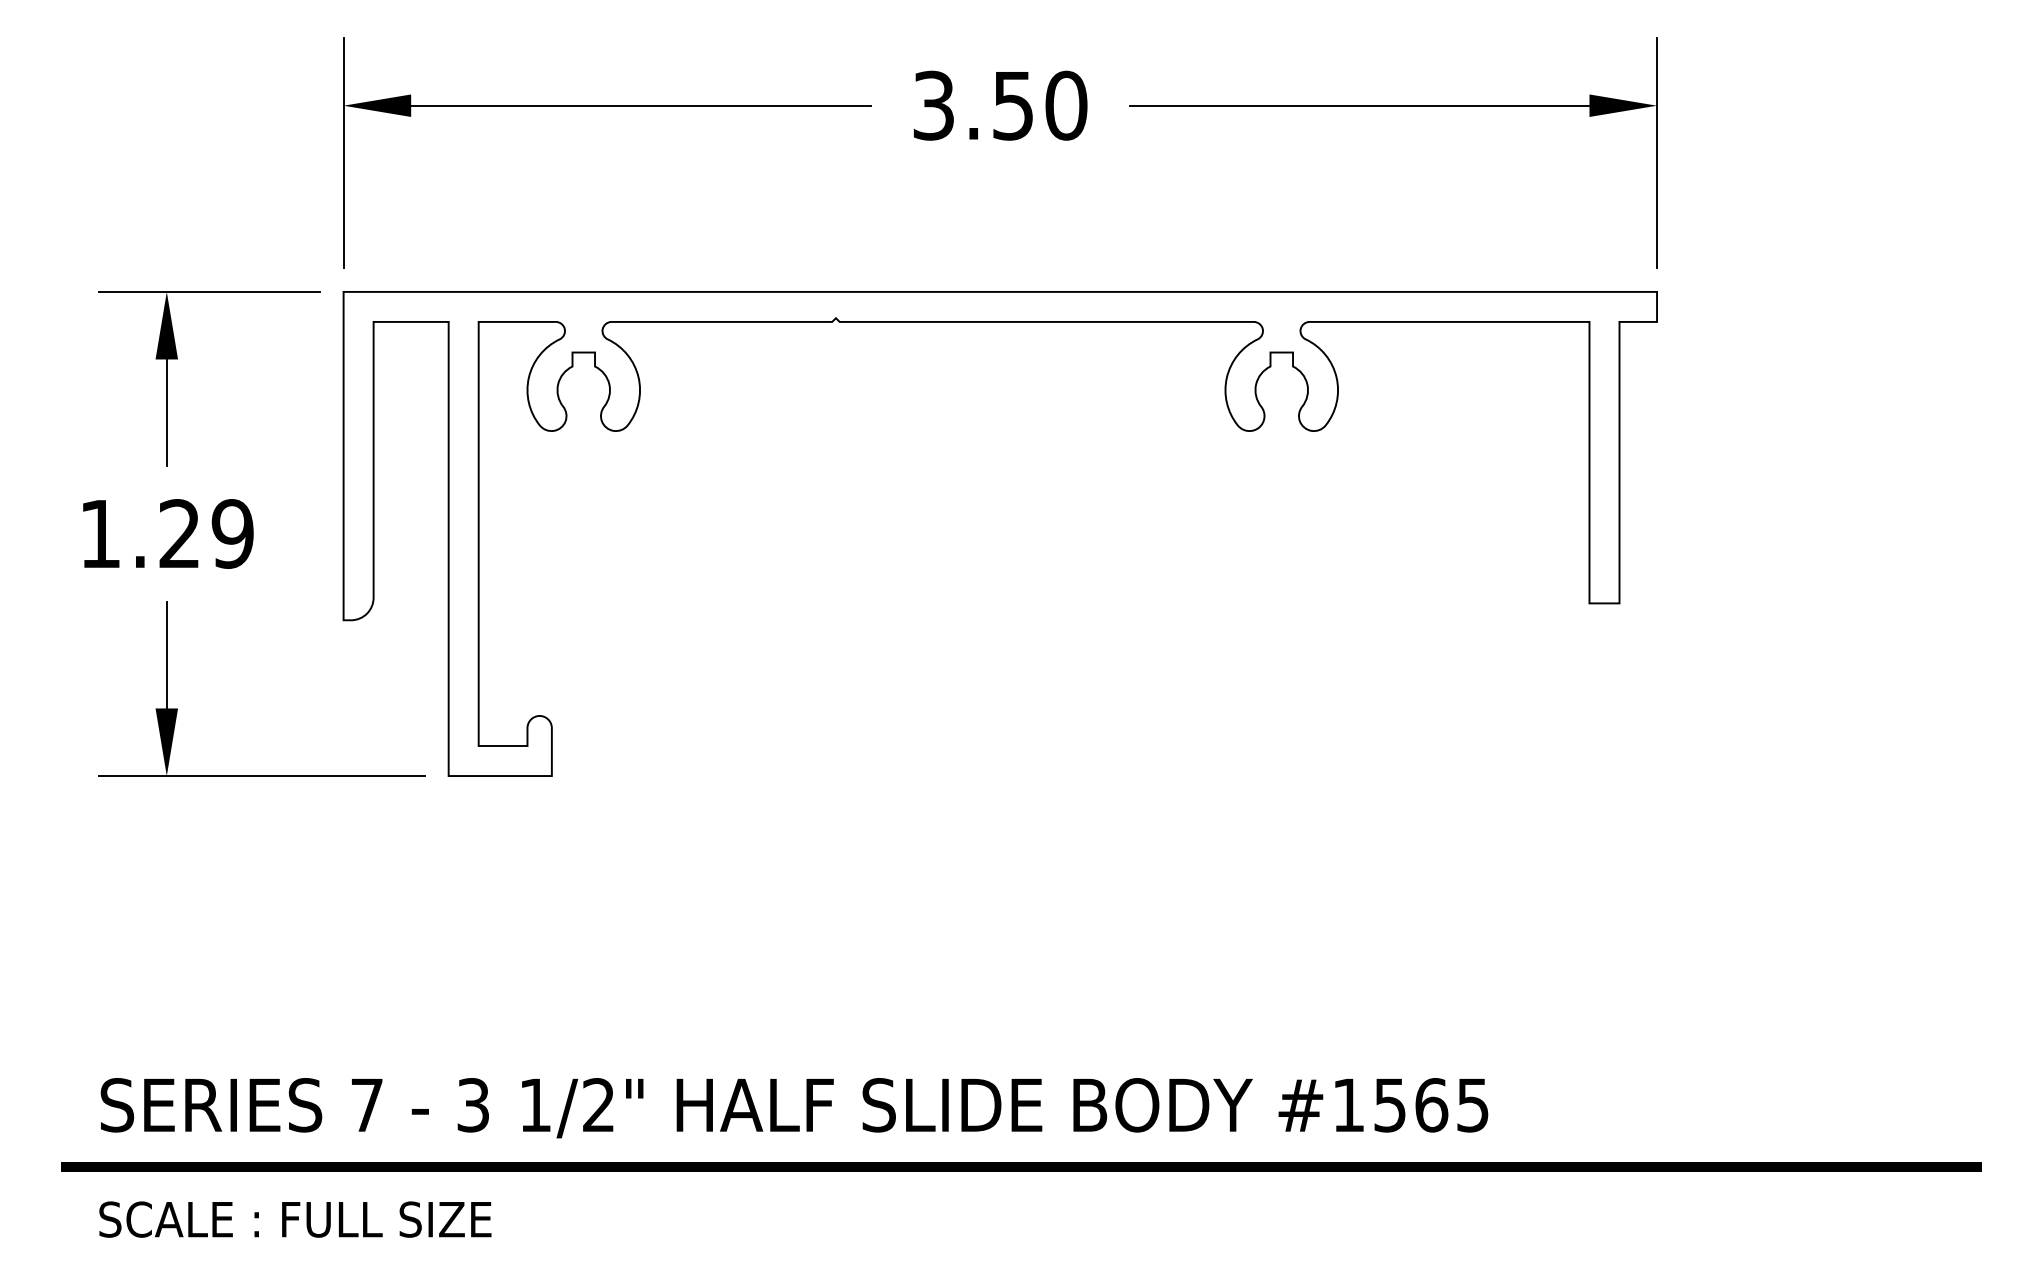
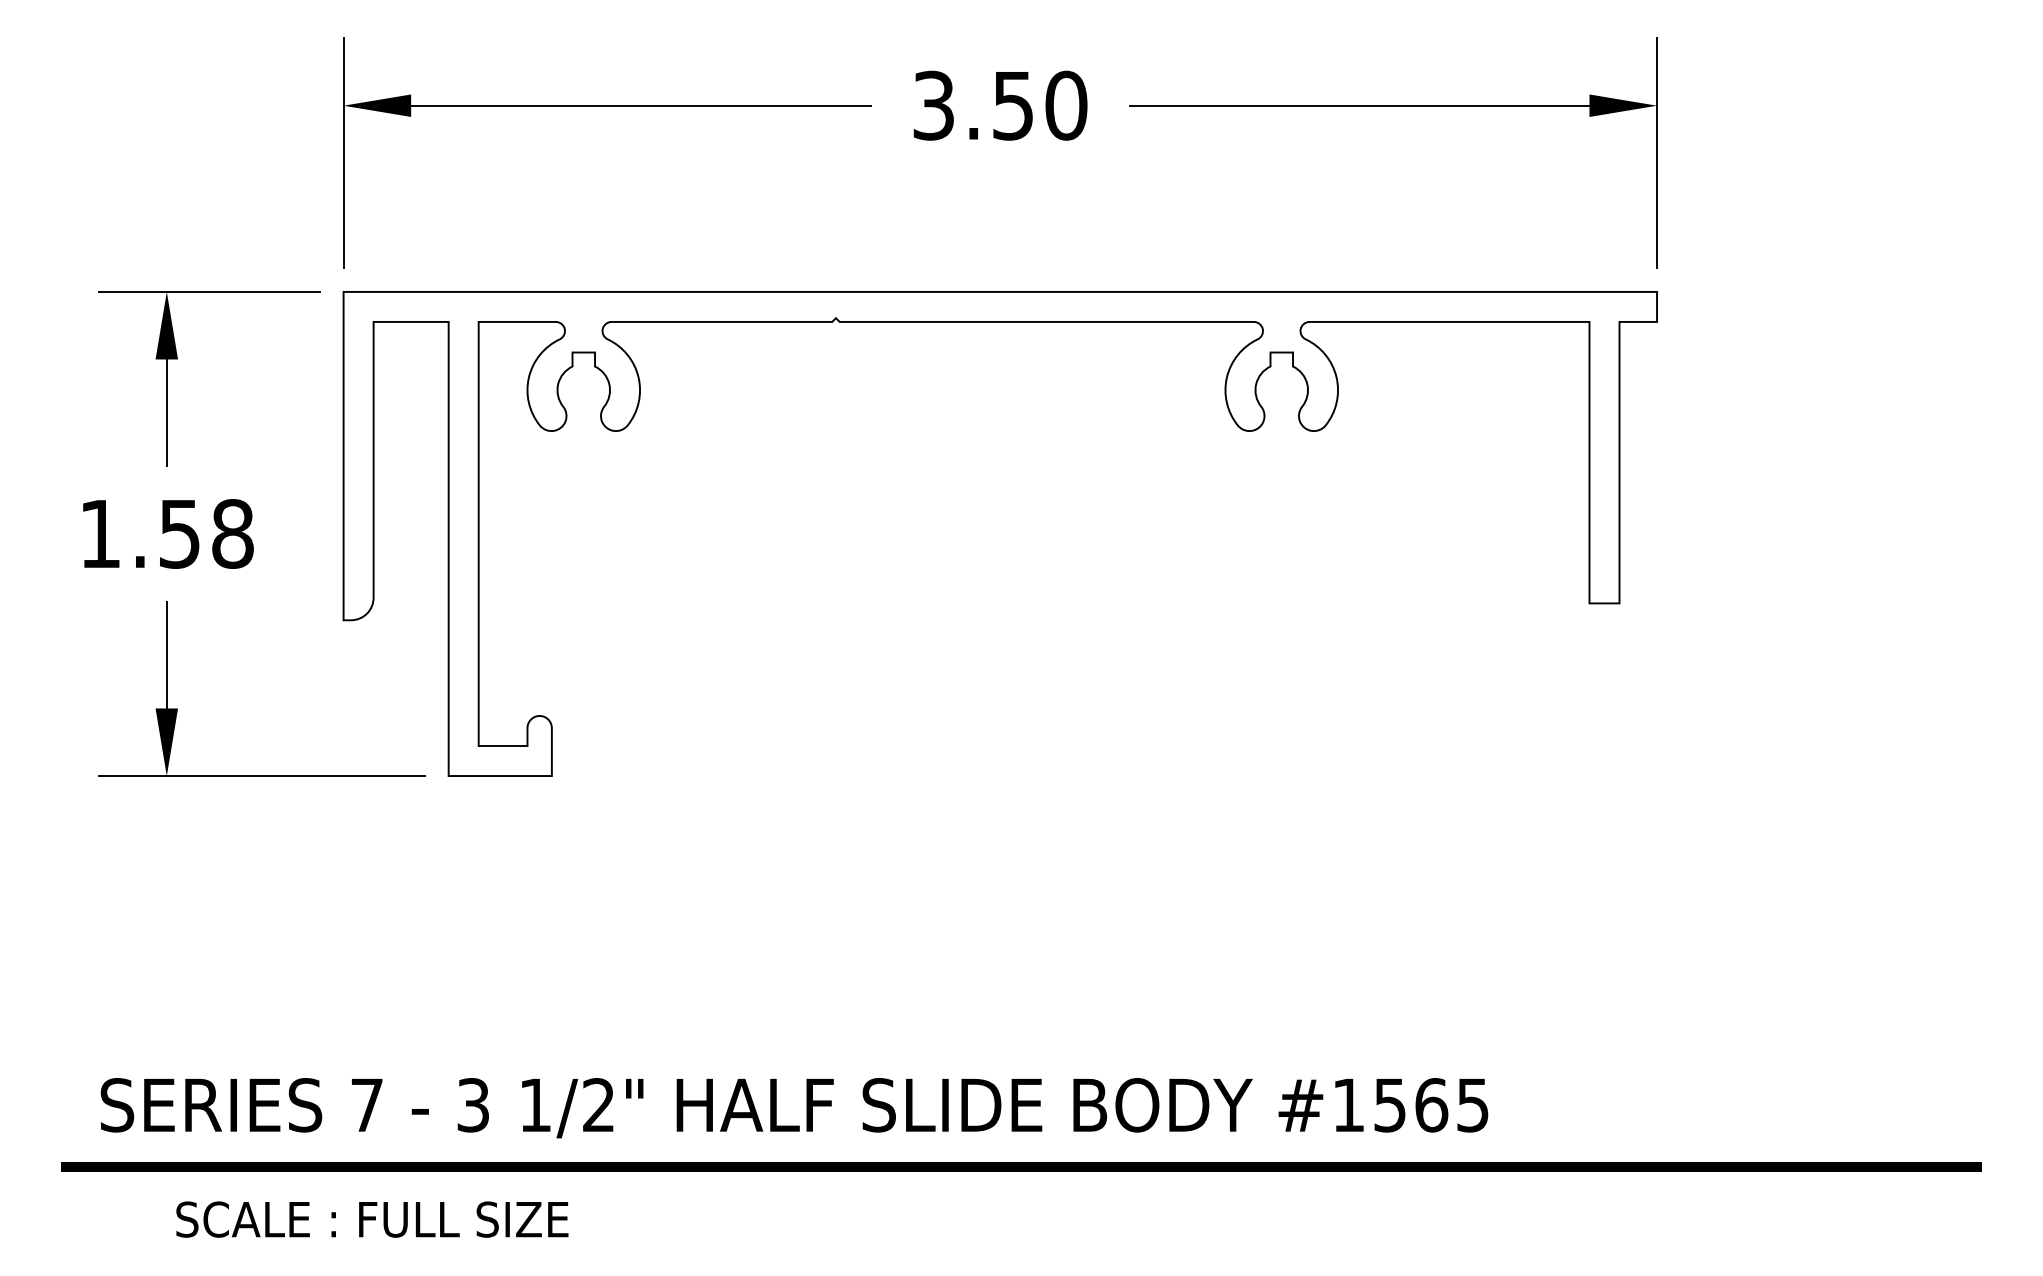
text: 1.29 -> 1.58 (206, 533)
text position: (295, 1219) -> (372, 1219) (372, 1219)
